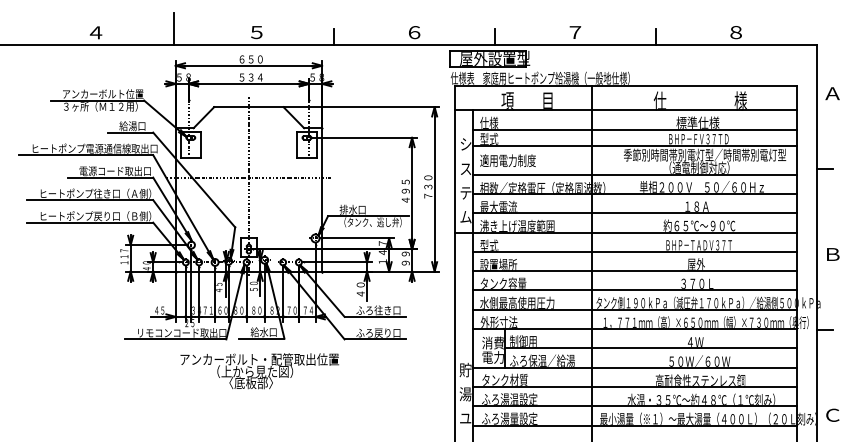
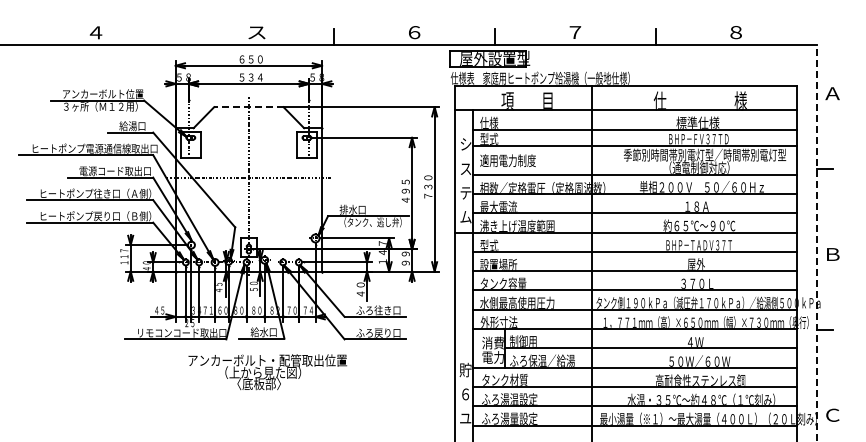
line: present -> none (173, 29)
text: ５ -> ス (256, 32)
line: solid -> dashed (248, 107)
line: solid -> dashed (816, 243)
text position: (259, 371) -> (267, 372) (267, 372)
text: 湯 -> ６ (465, 394)
